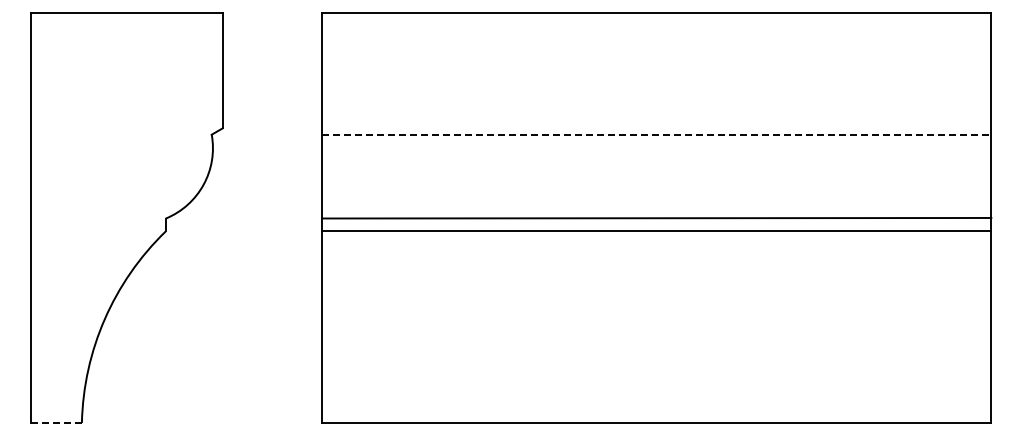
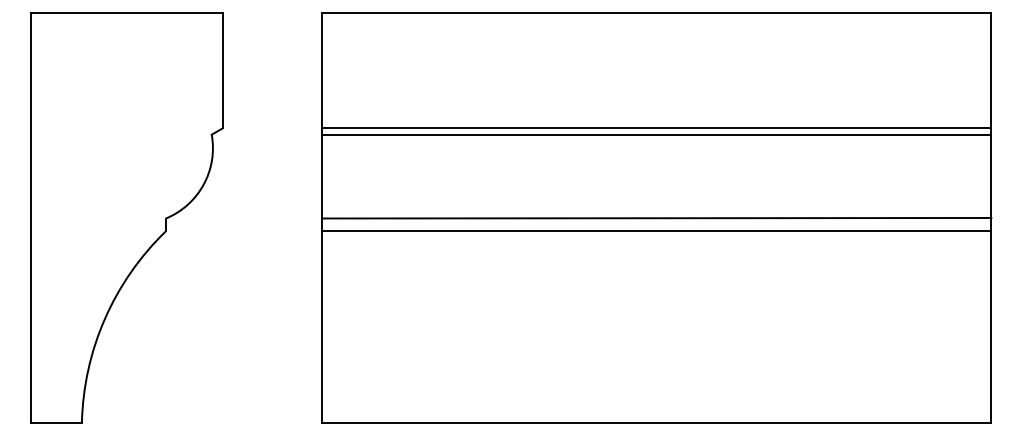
line: none -> present (656, 128)
line: dashed -> solid (656, 134)
line: dashed -> solid (56, 422)
